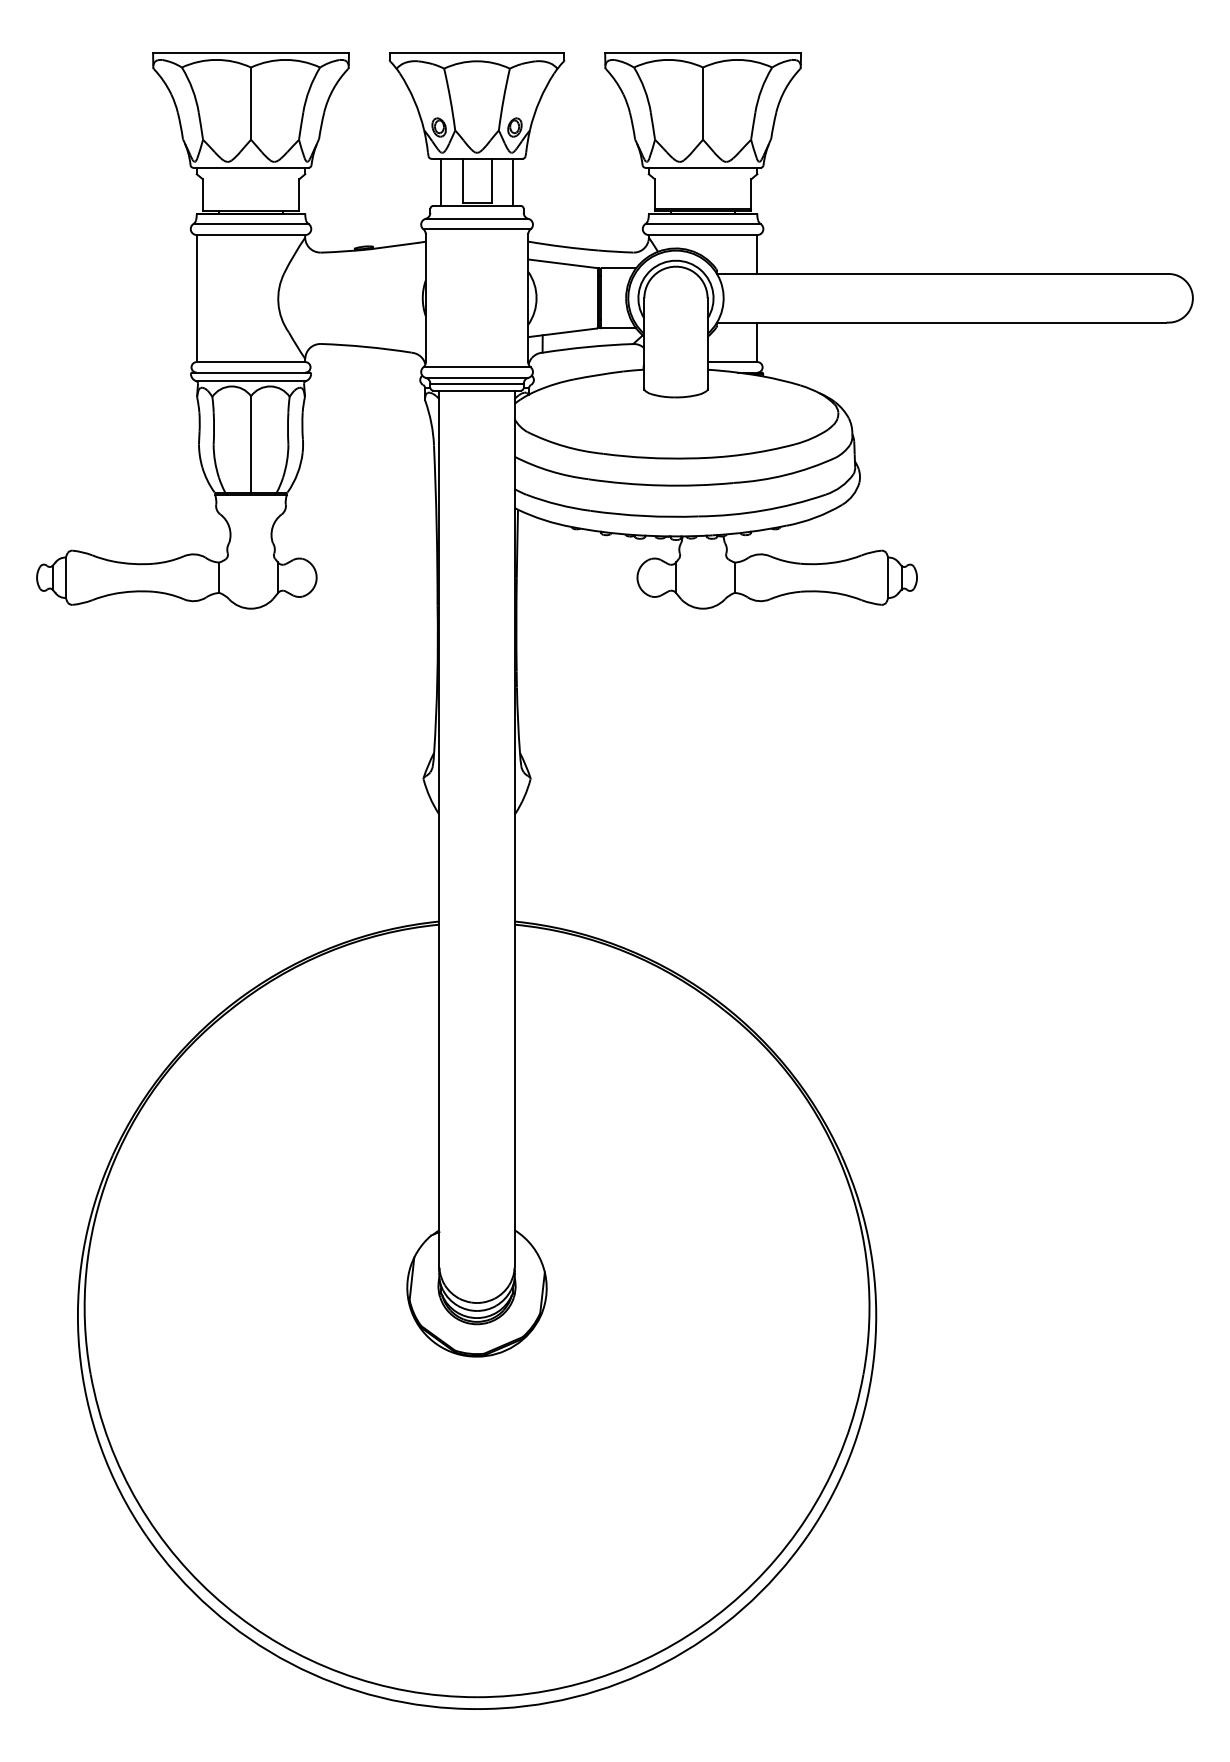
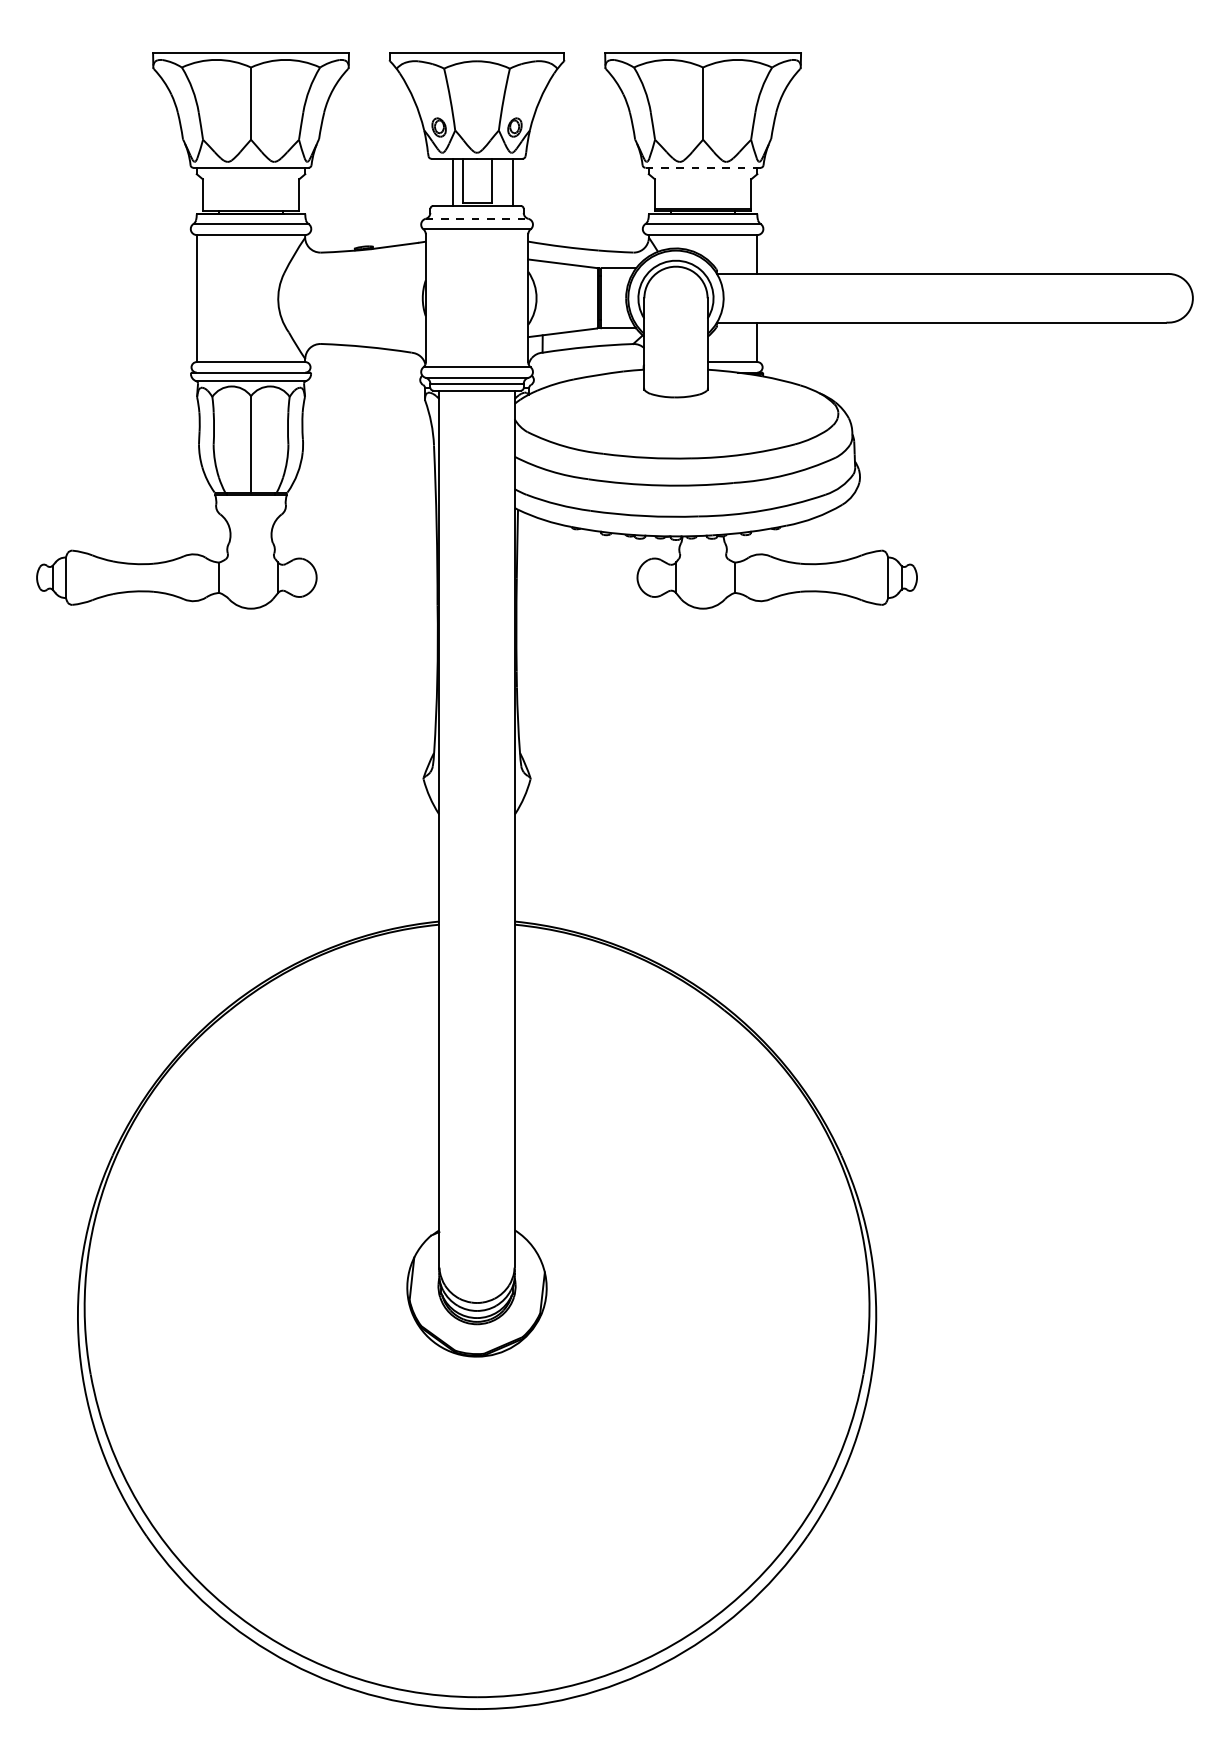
line: solid -> dashed (702, 167)
line position: (440, 181) -> (452, 181) (452, 181)
line: solid -> dashed (477, 218)
